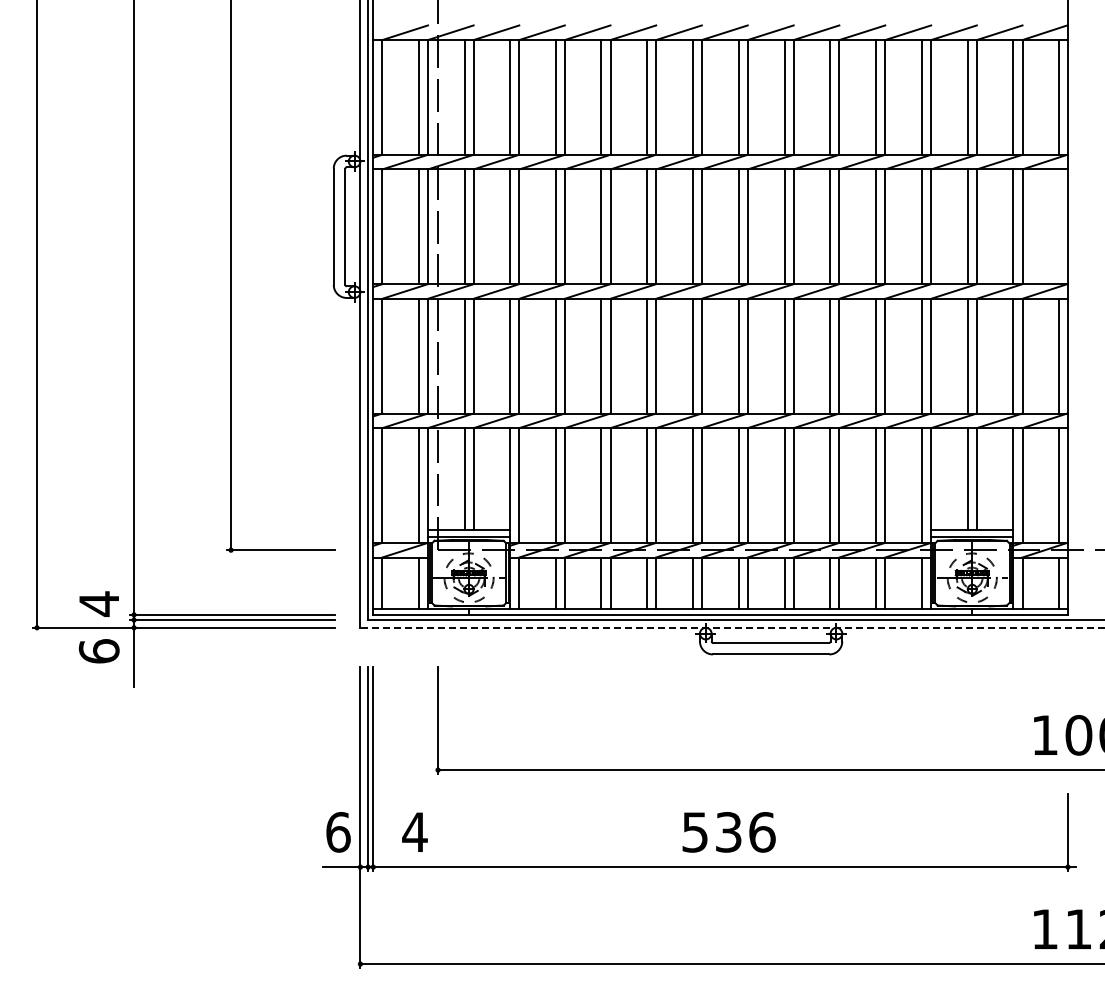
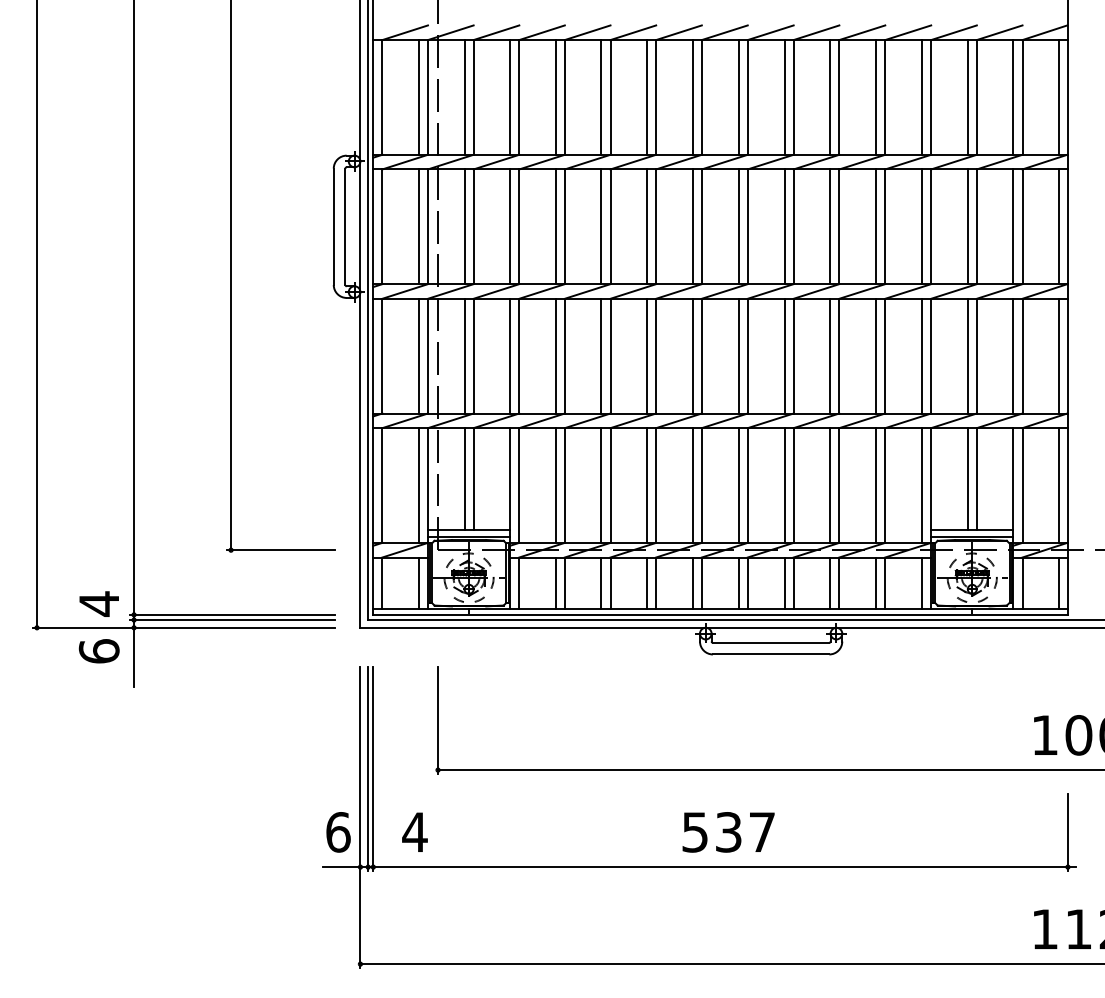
line: none -> present (1058, 226)
line: dashed -> solid (732, 627)
text: 536 -> 537 (762, 832)
